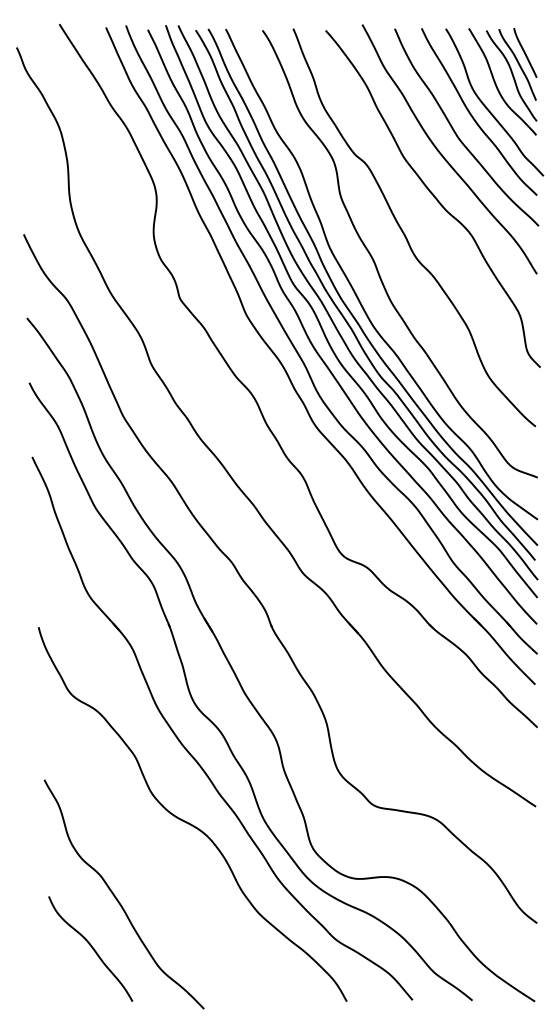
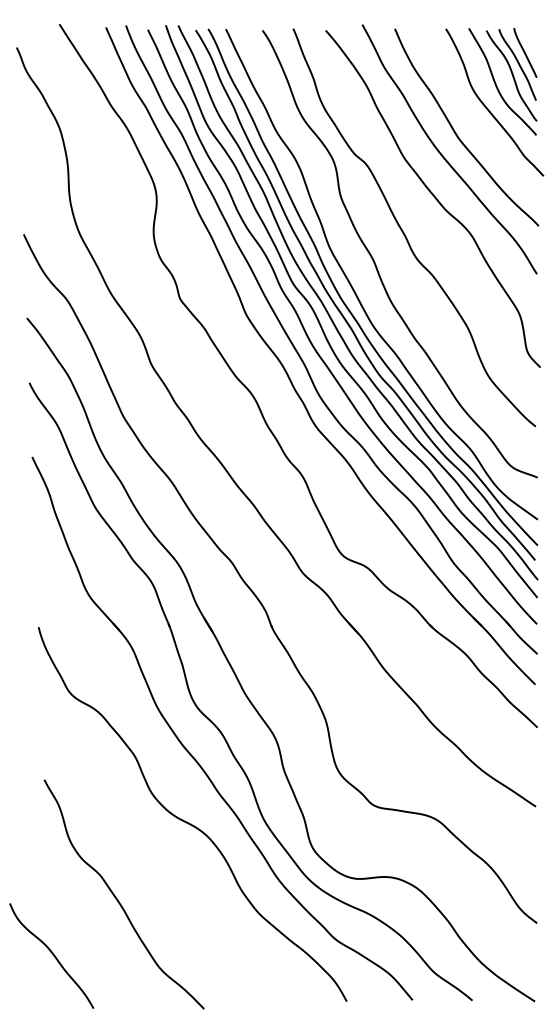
curve: present -> none (473, 116)
curve position: (91, 947) -> (52, 954) (52, 954)
